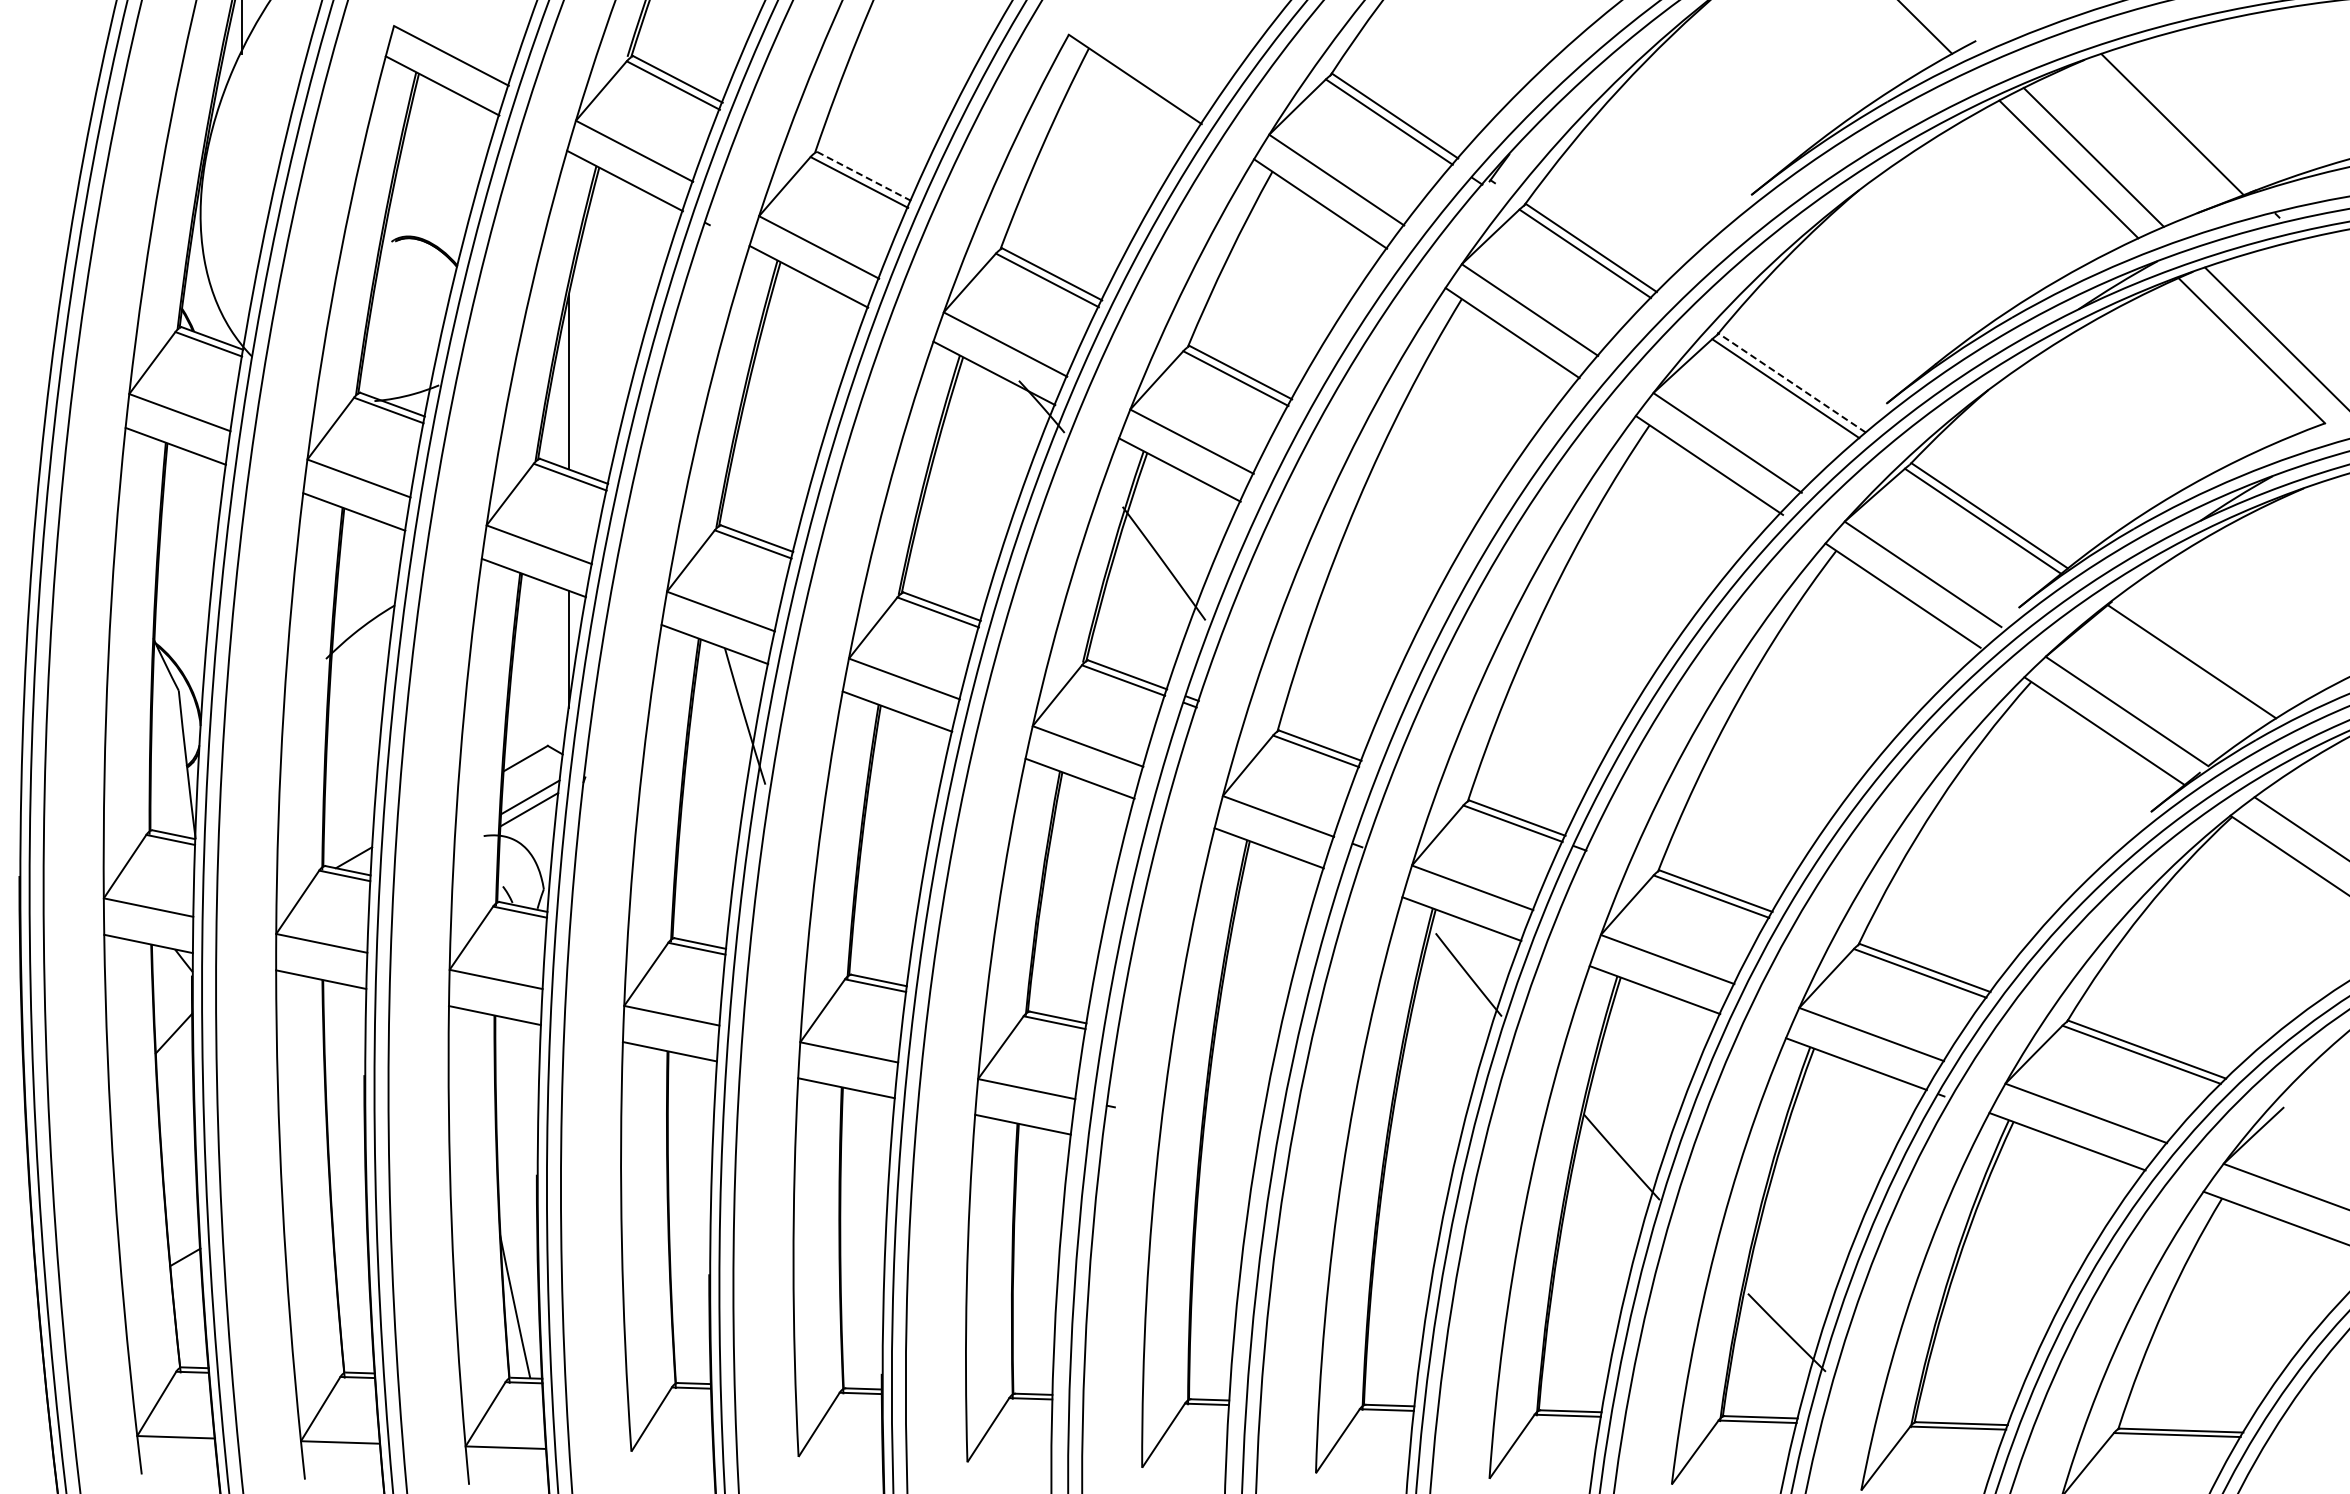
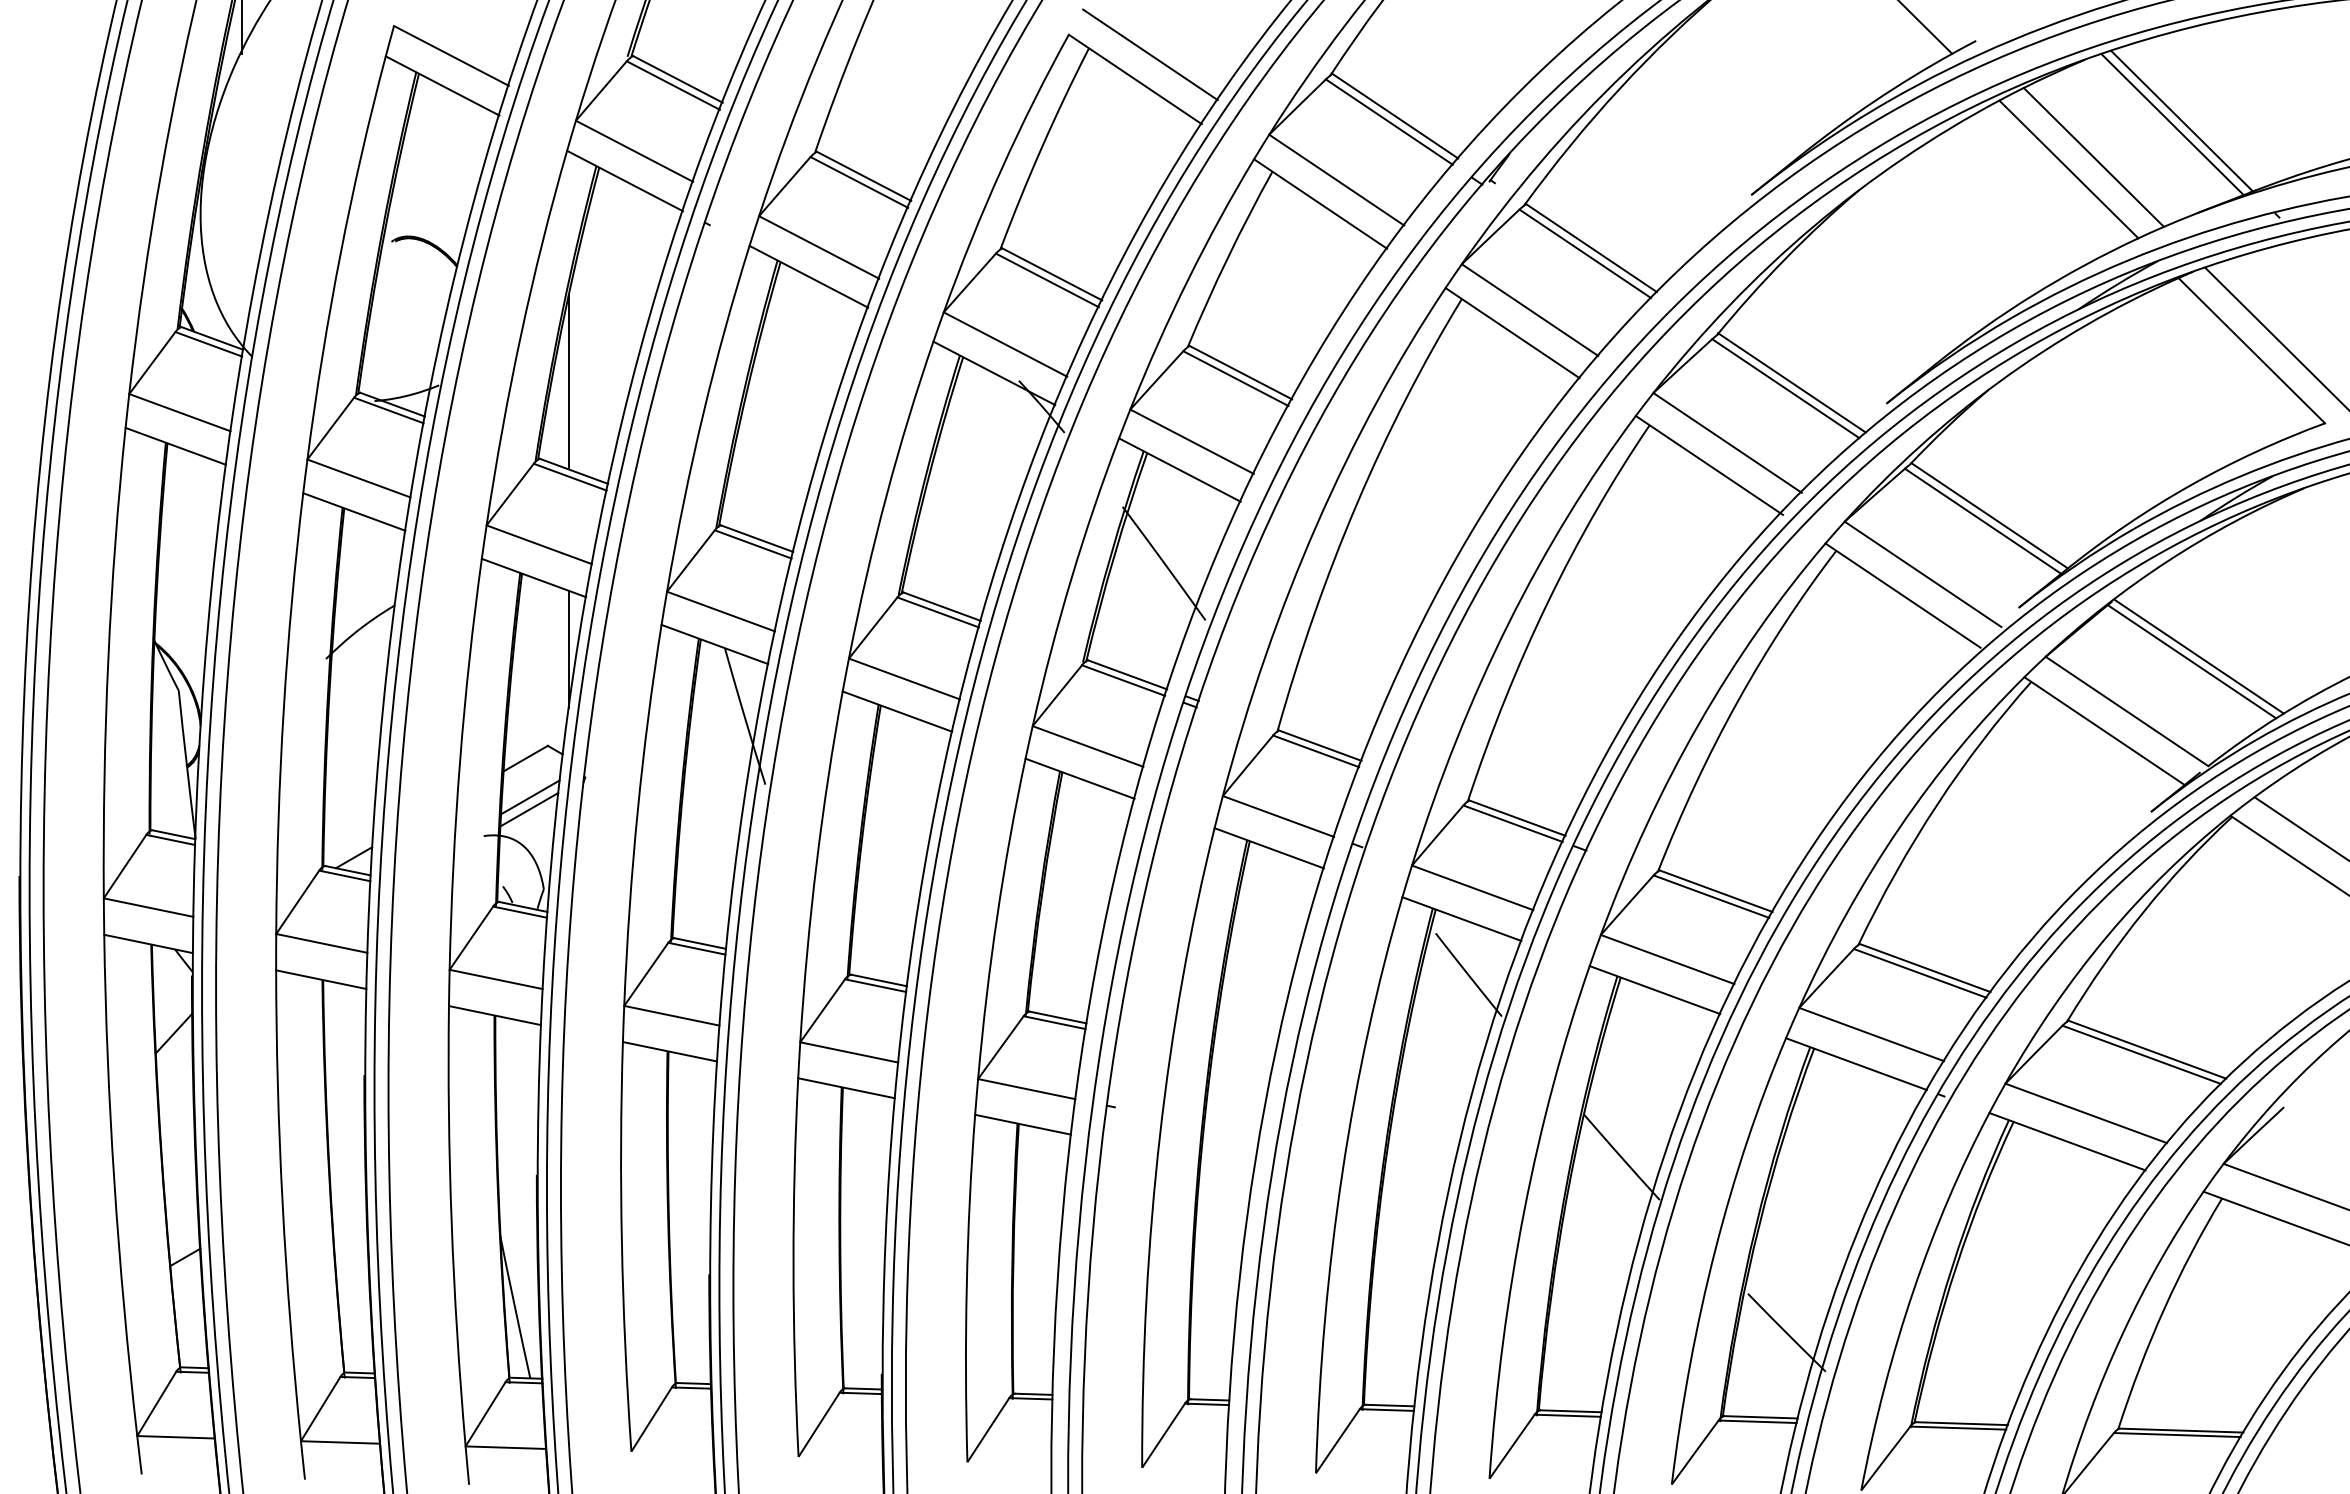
line: none -> present (1150, 54)
line: none -> present (2182, 120)
line: dashed -> solid (863, 176)
line: dashed -> solid (1792, 383)
line: none -> present (2198, 656)
